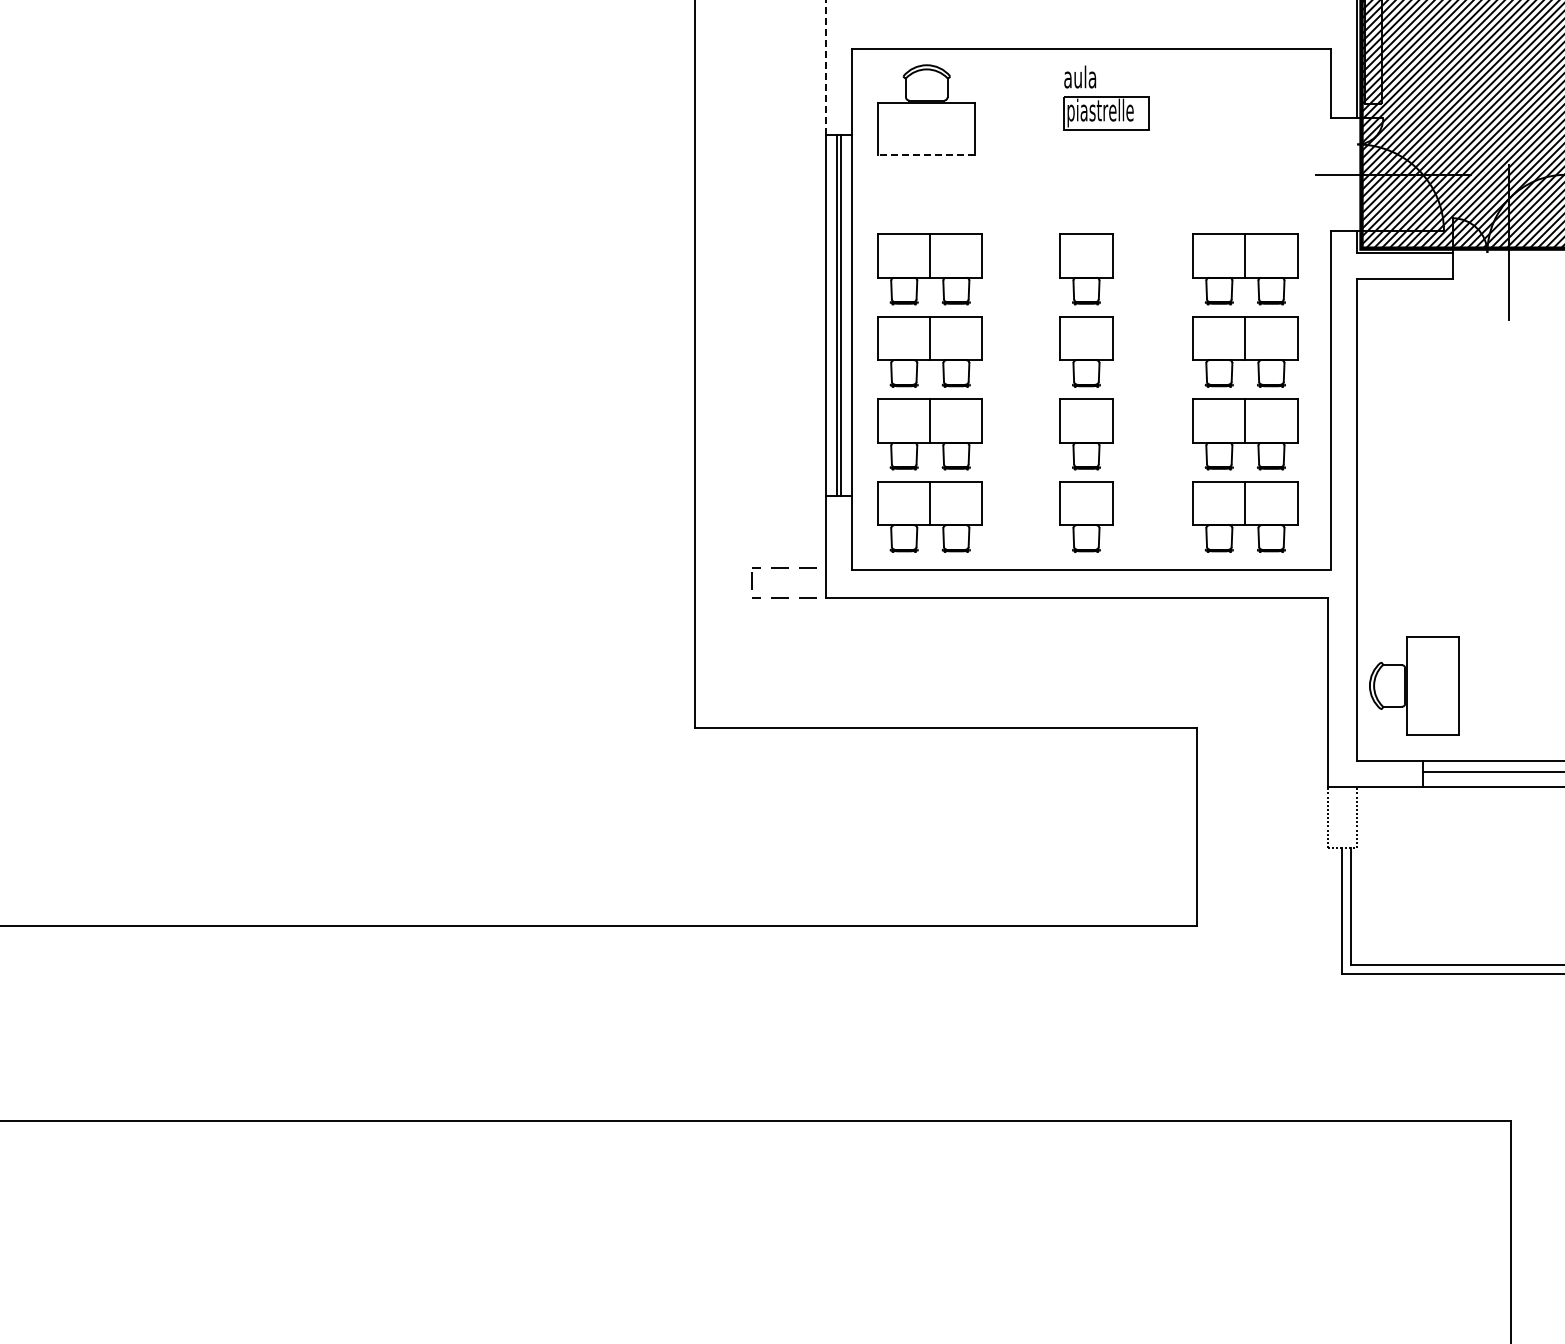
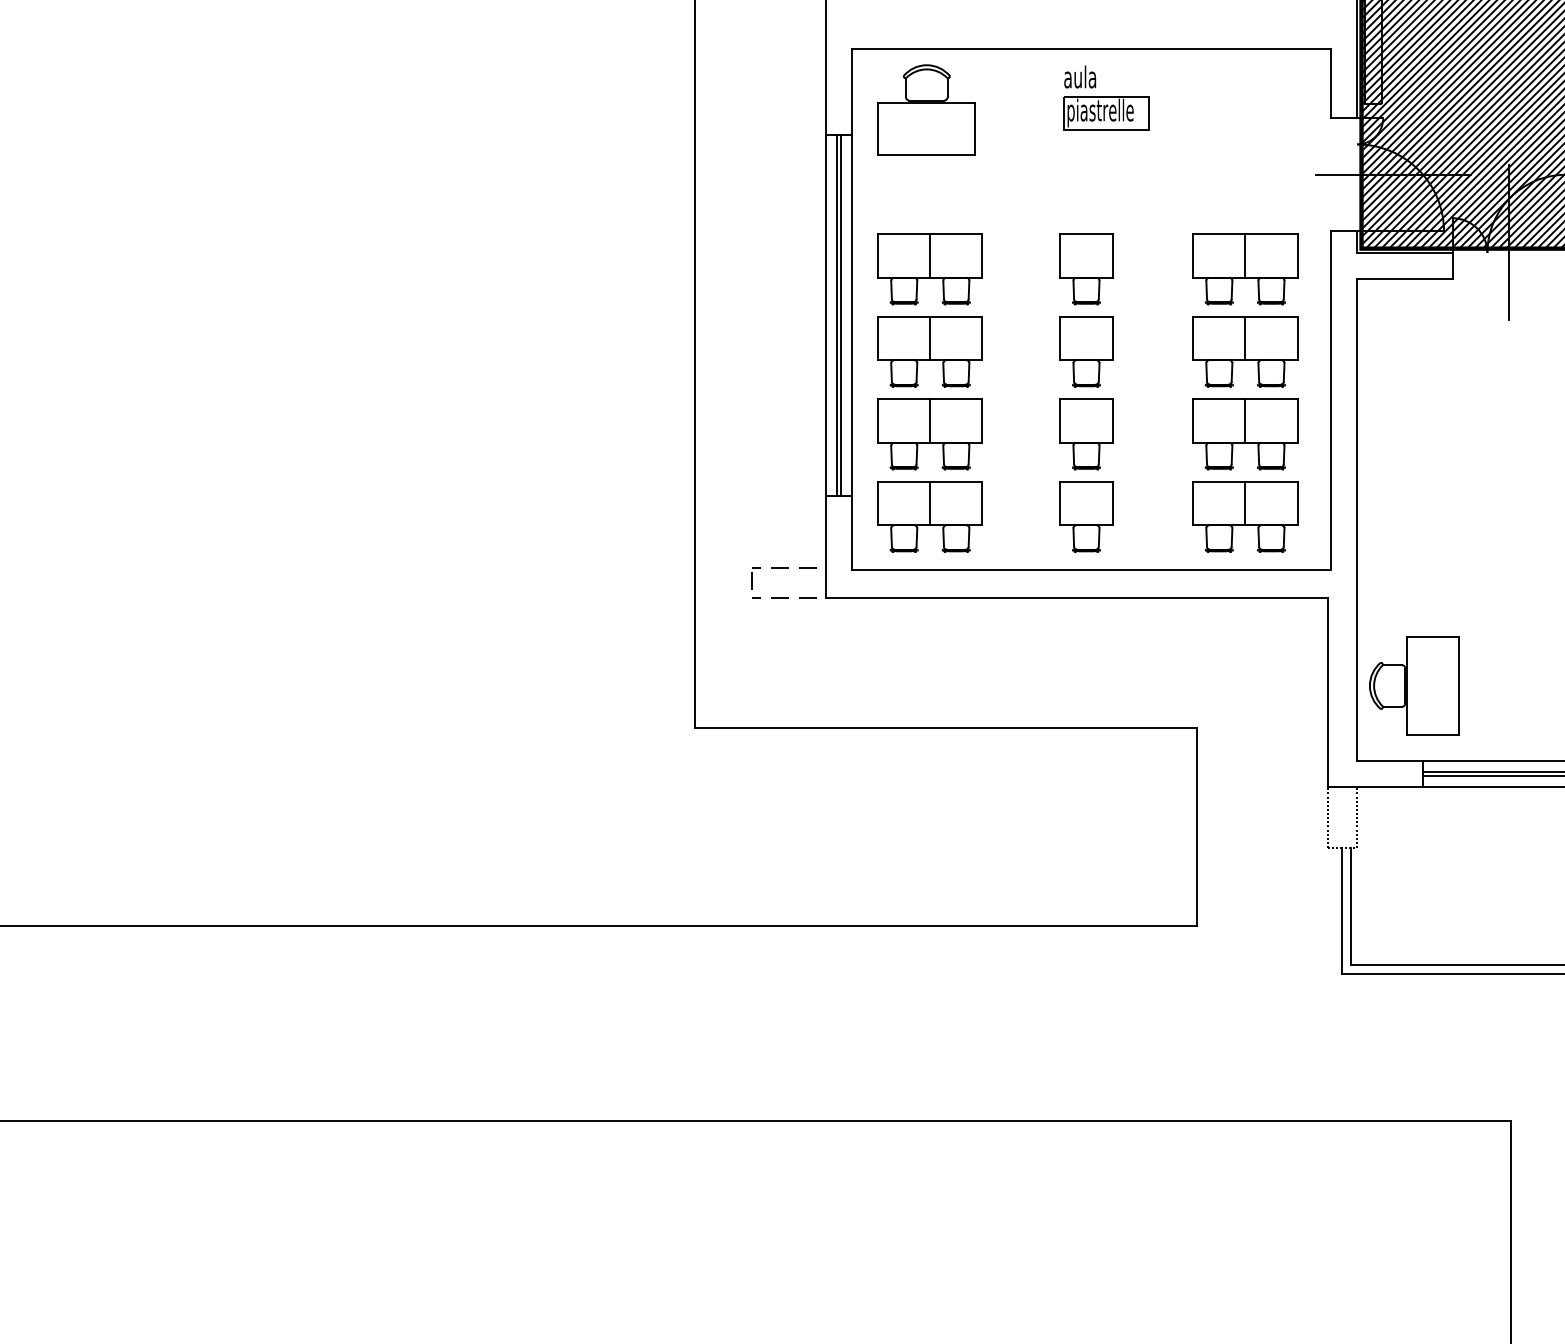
line: dashed -> solid (825, 67)
line: dashed -> solid (926, 154)
line: none -> present (1492, 775)
